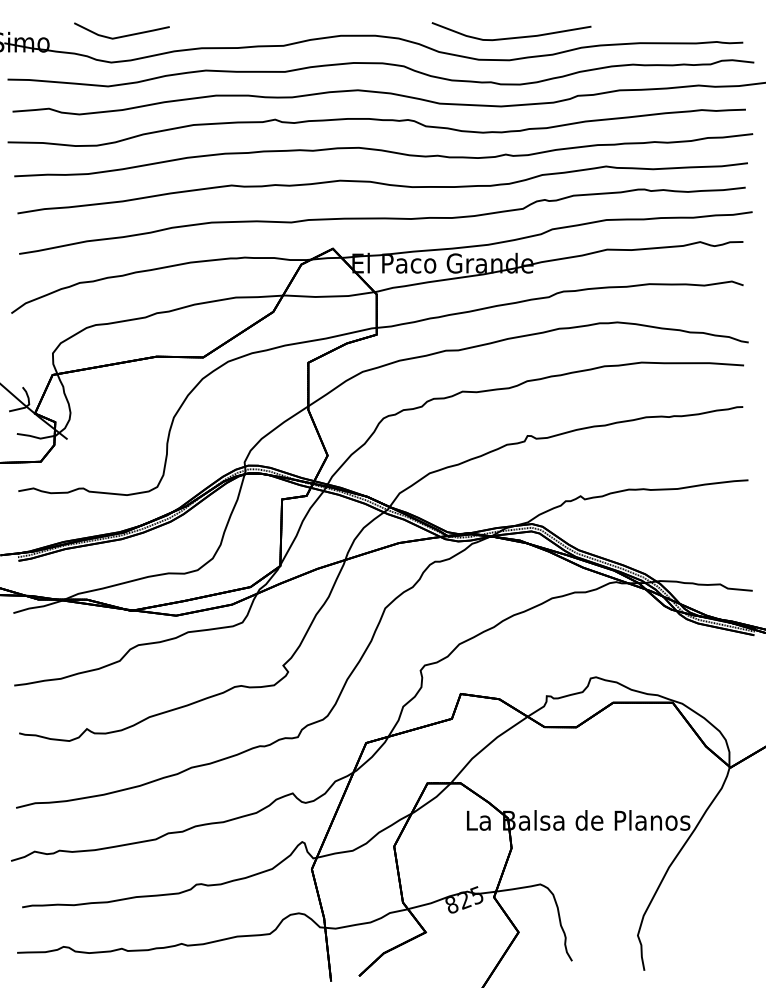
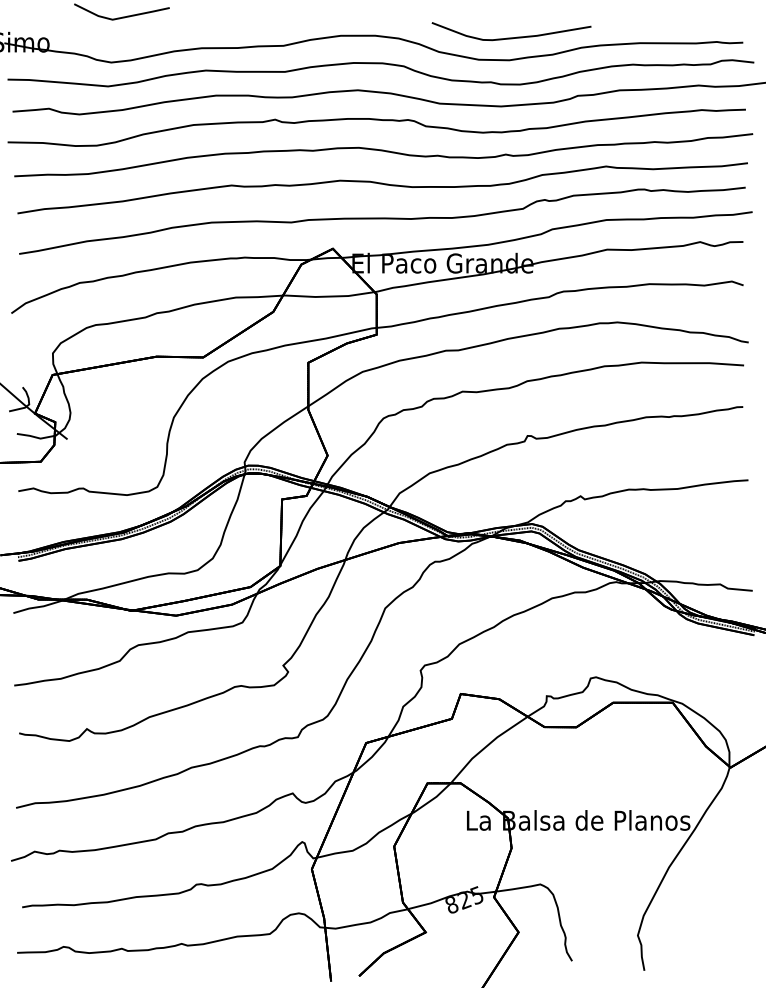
line position: (122, 35) -> (122, 16) (122, 16)
